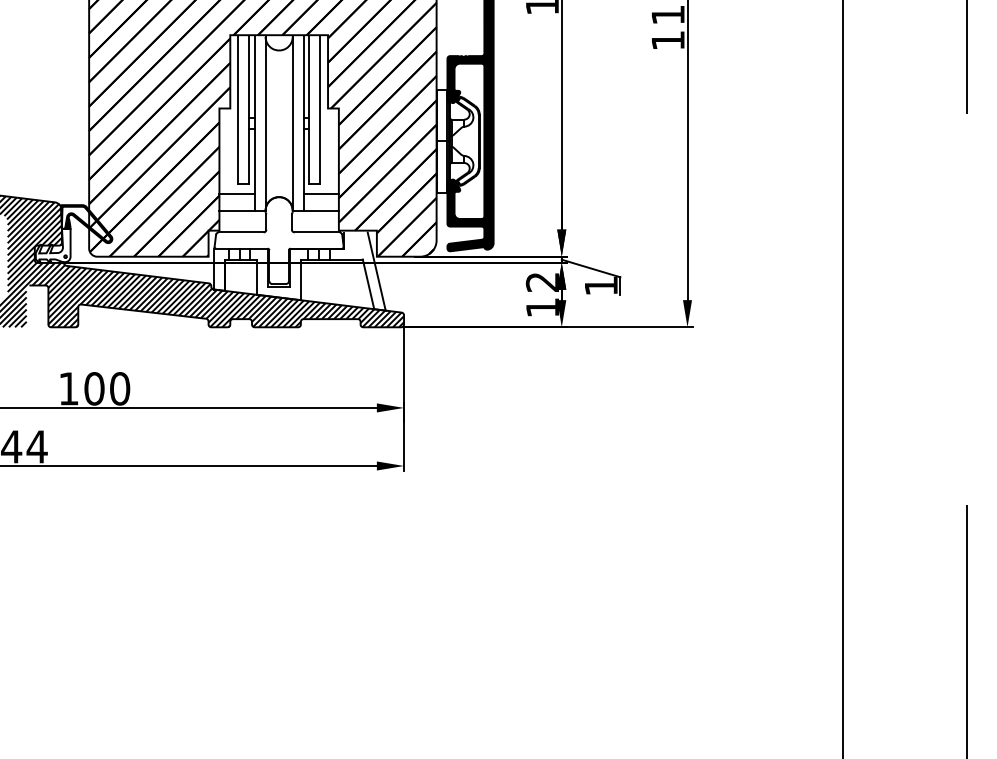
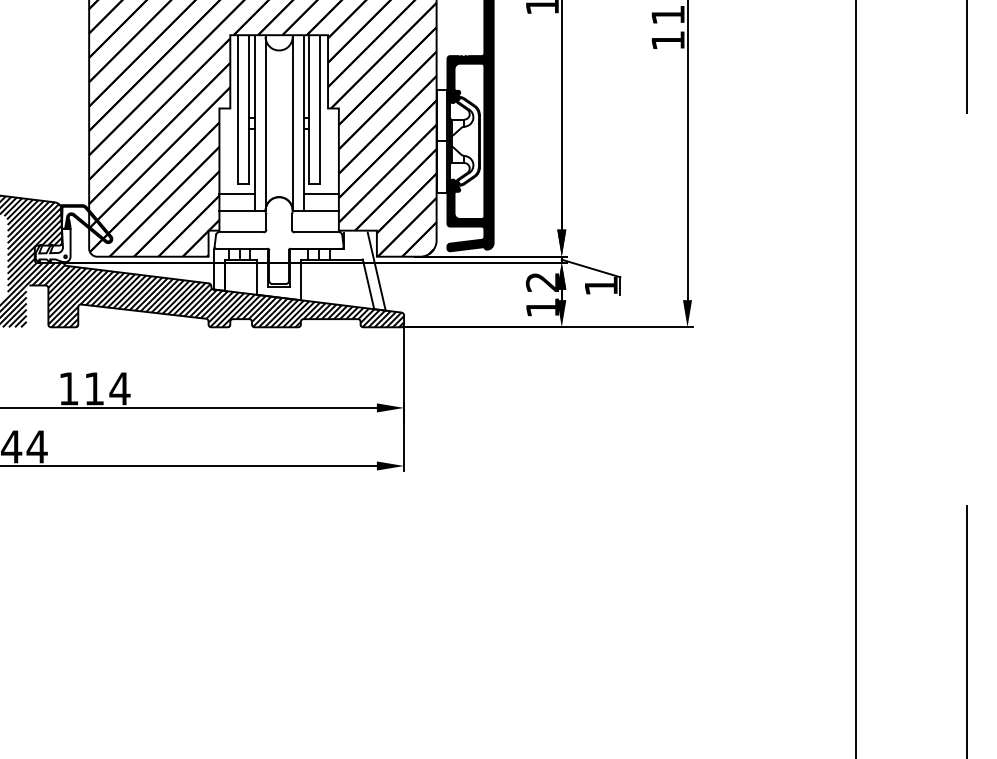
line position: (842, 378) -> (855, 378) (855, 378)
text: 100 -> 114 (107, 388)
